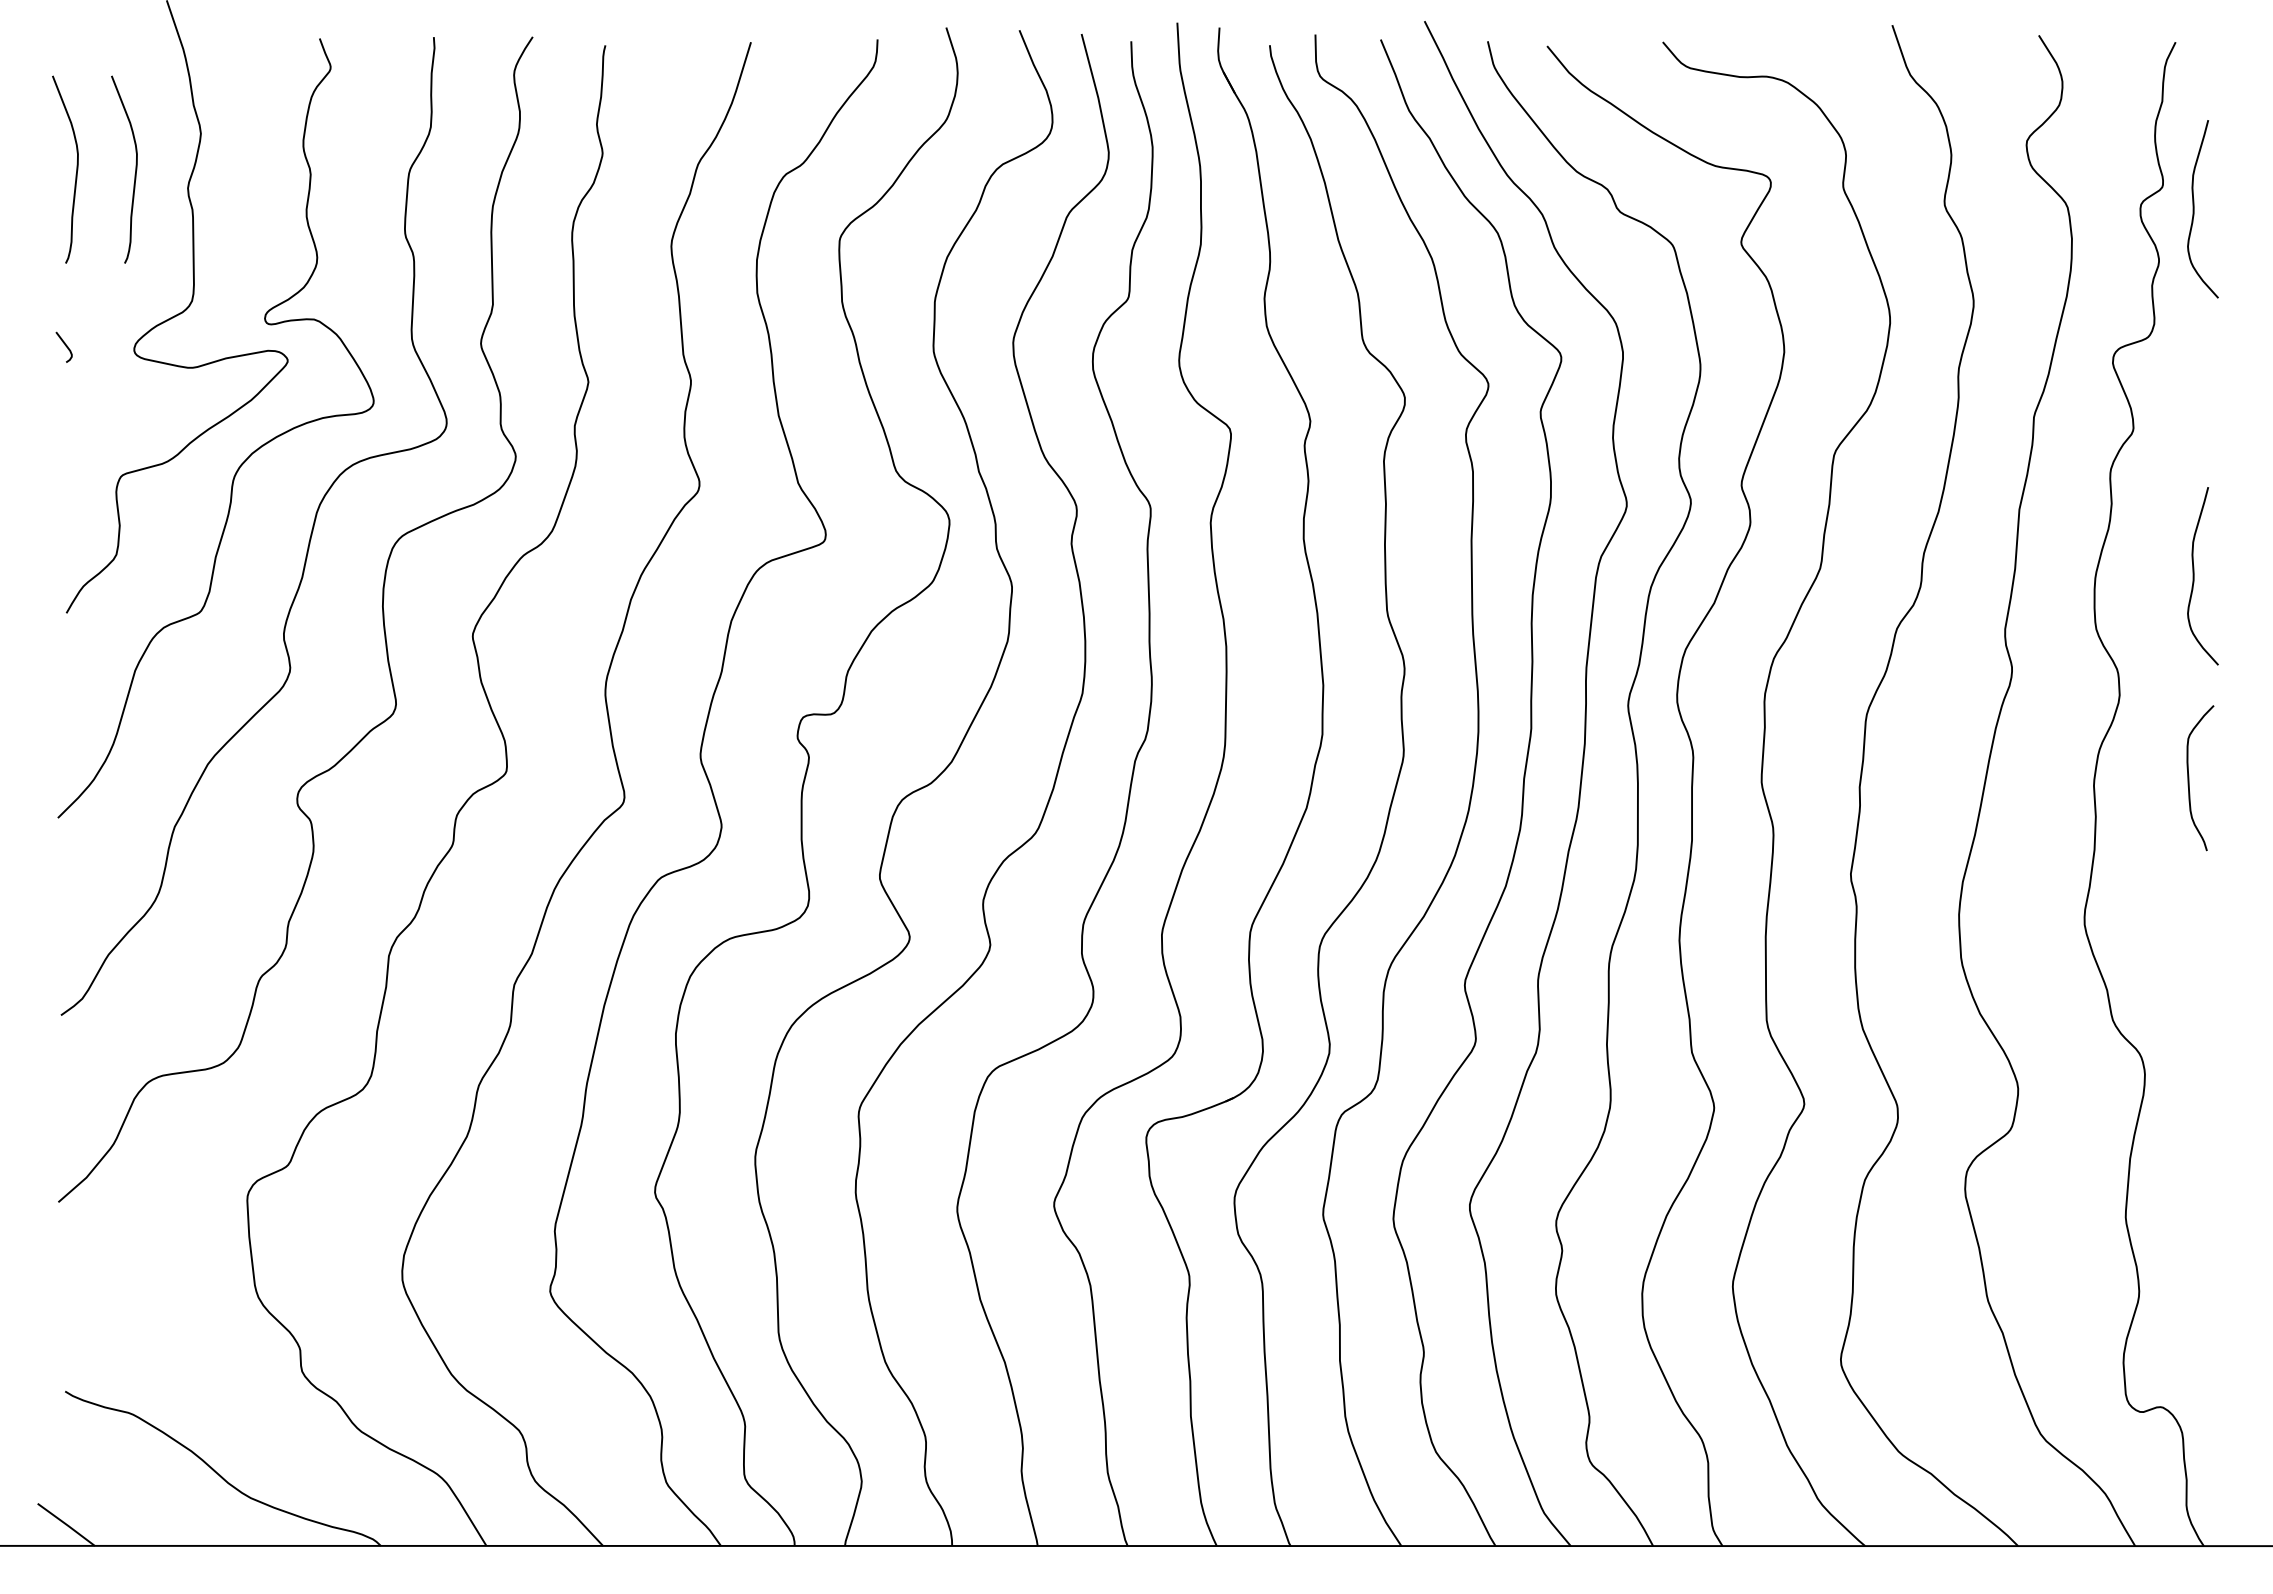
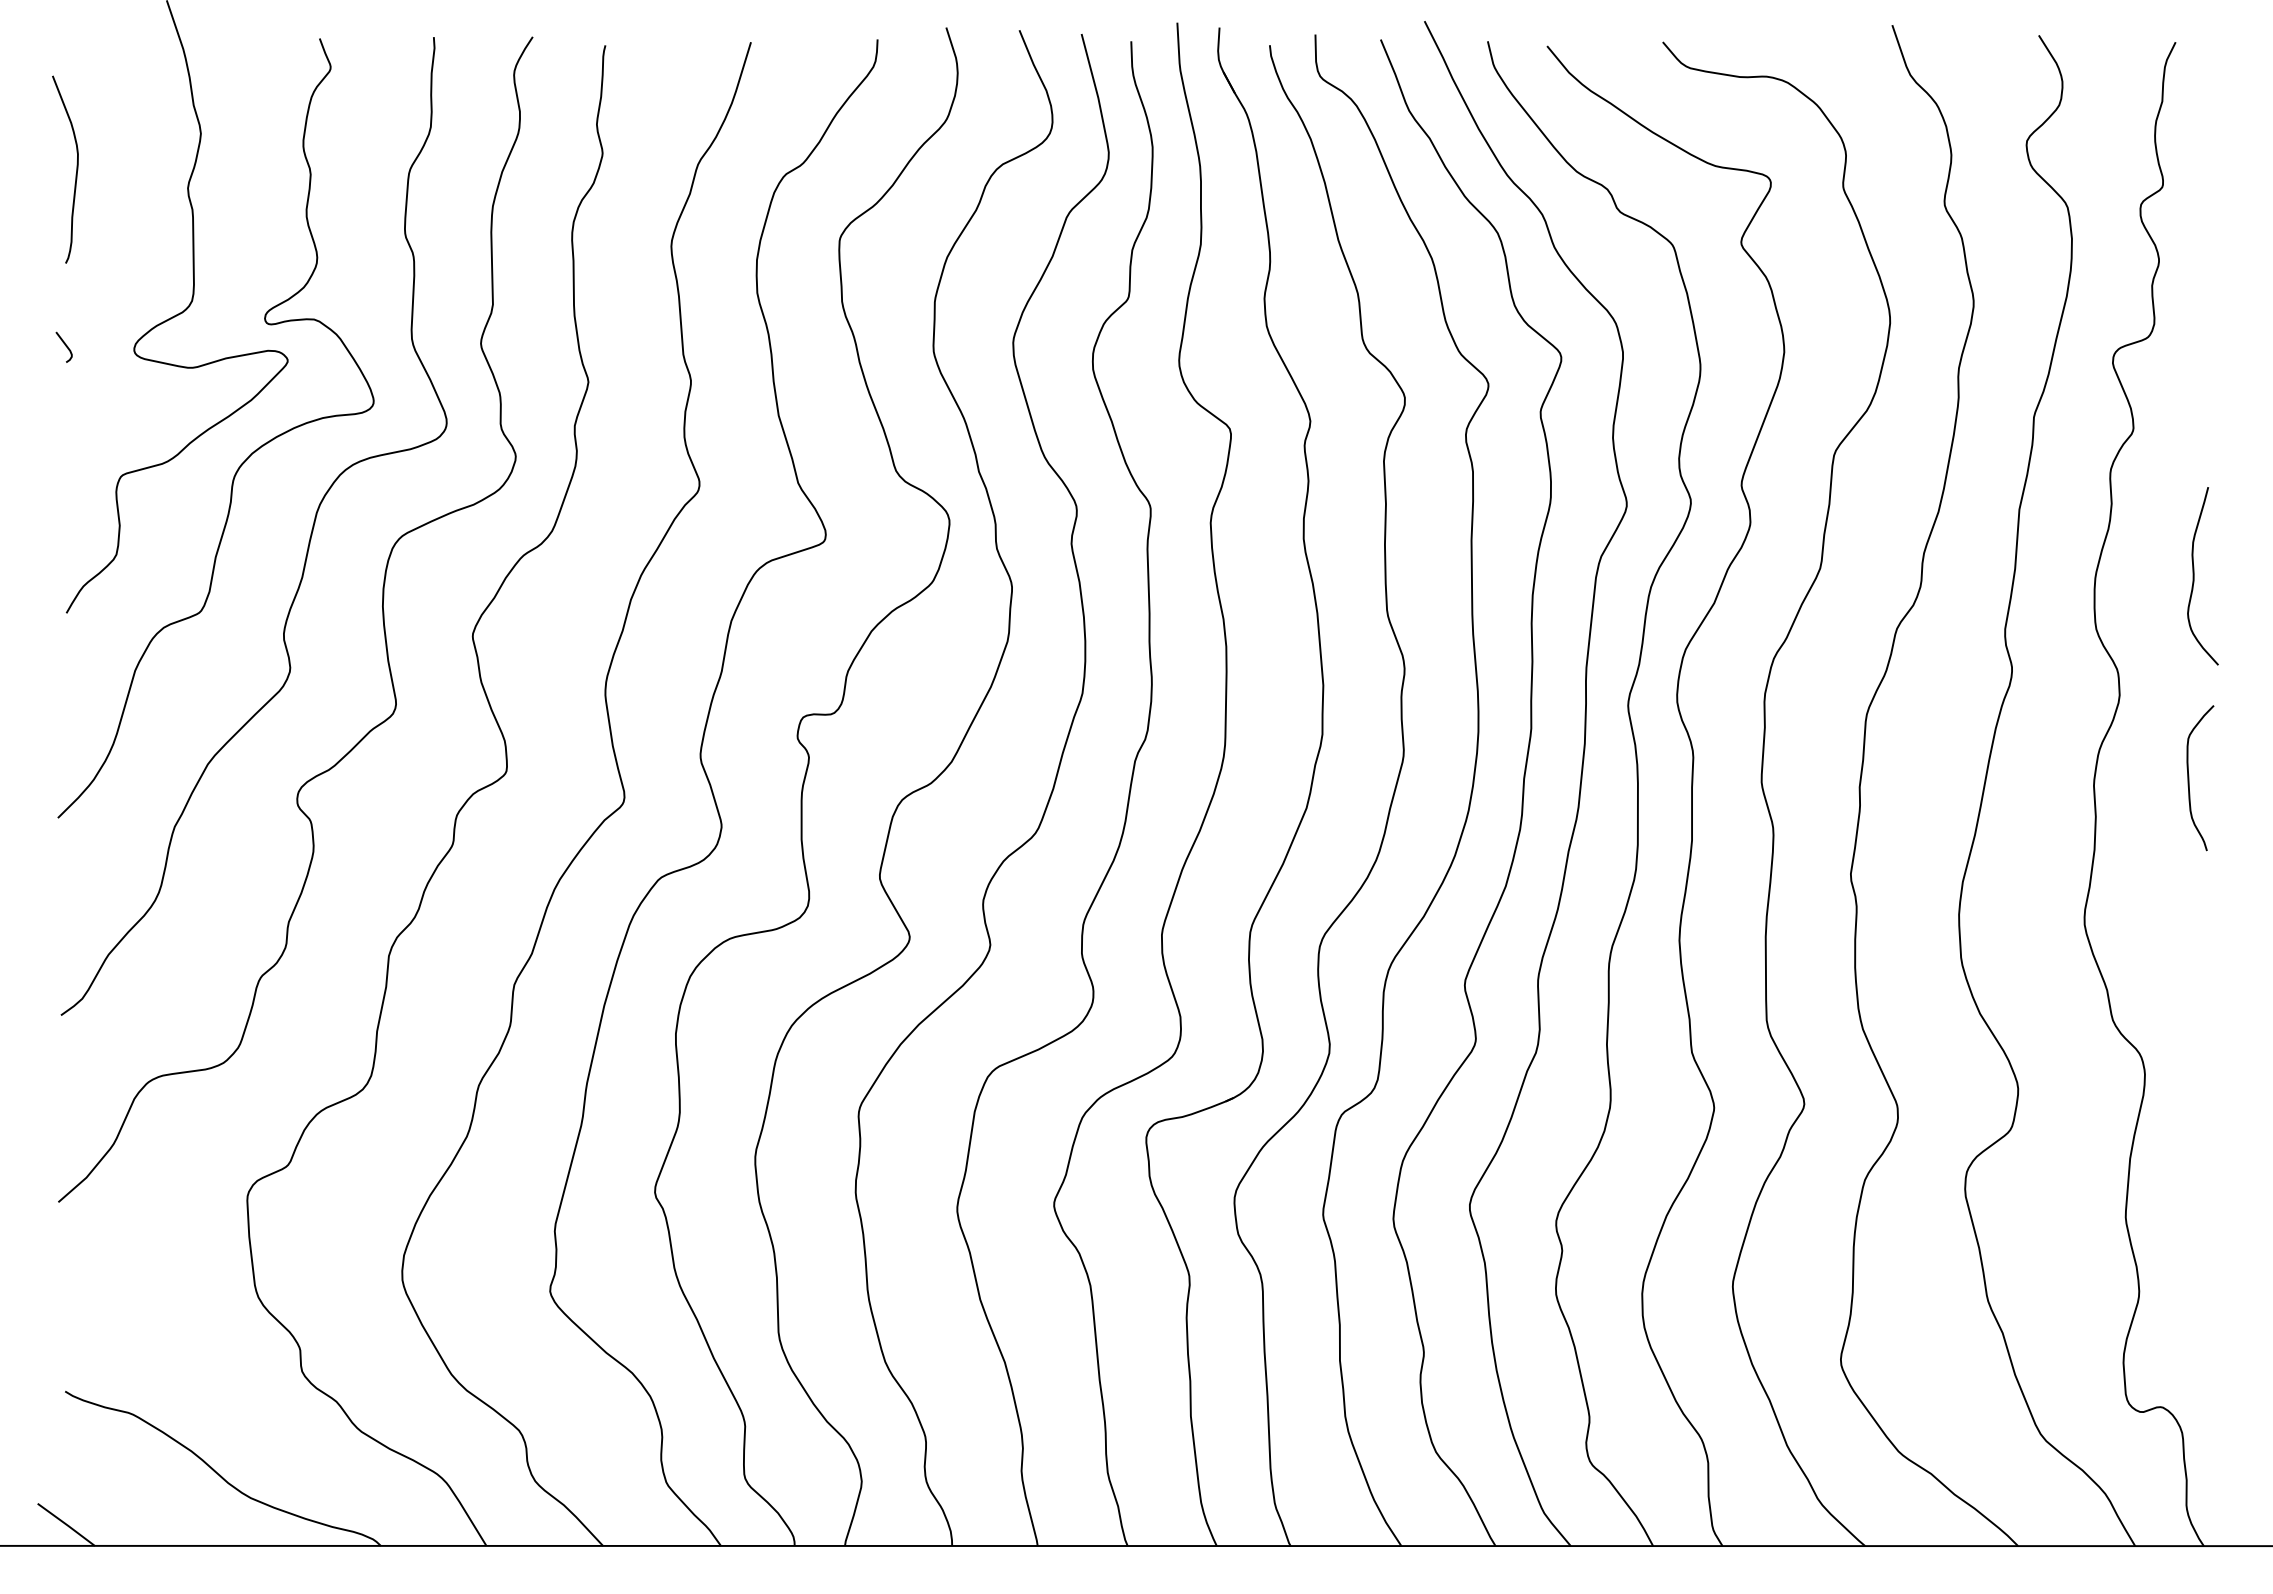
curve: present -> none (135, 169)
curve: present -> none (2194, 209)
